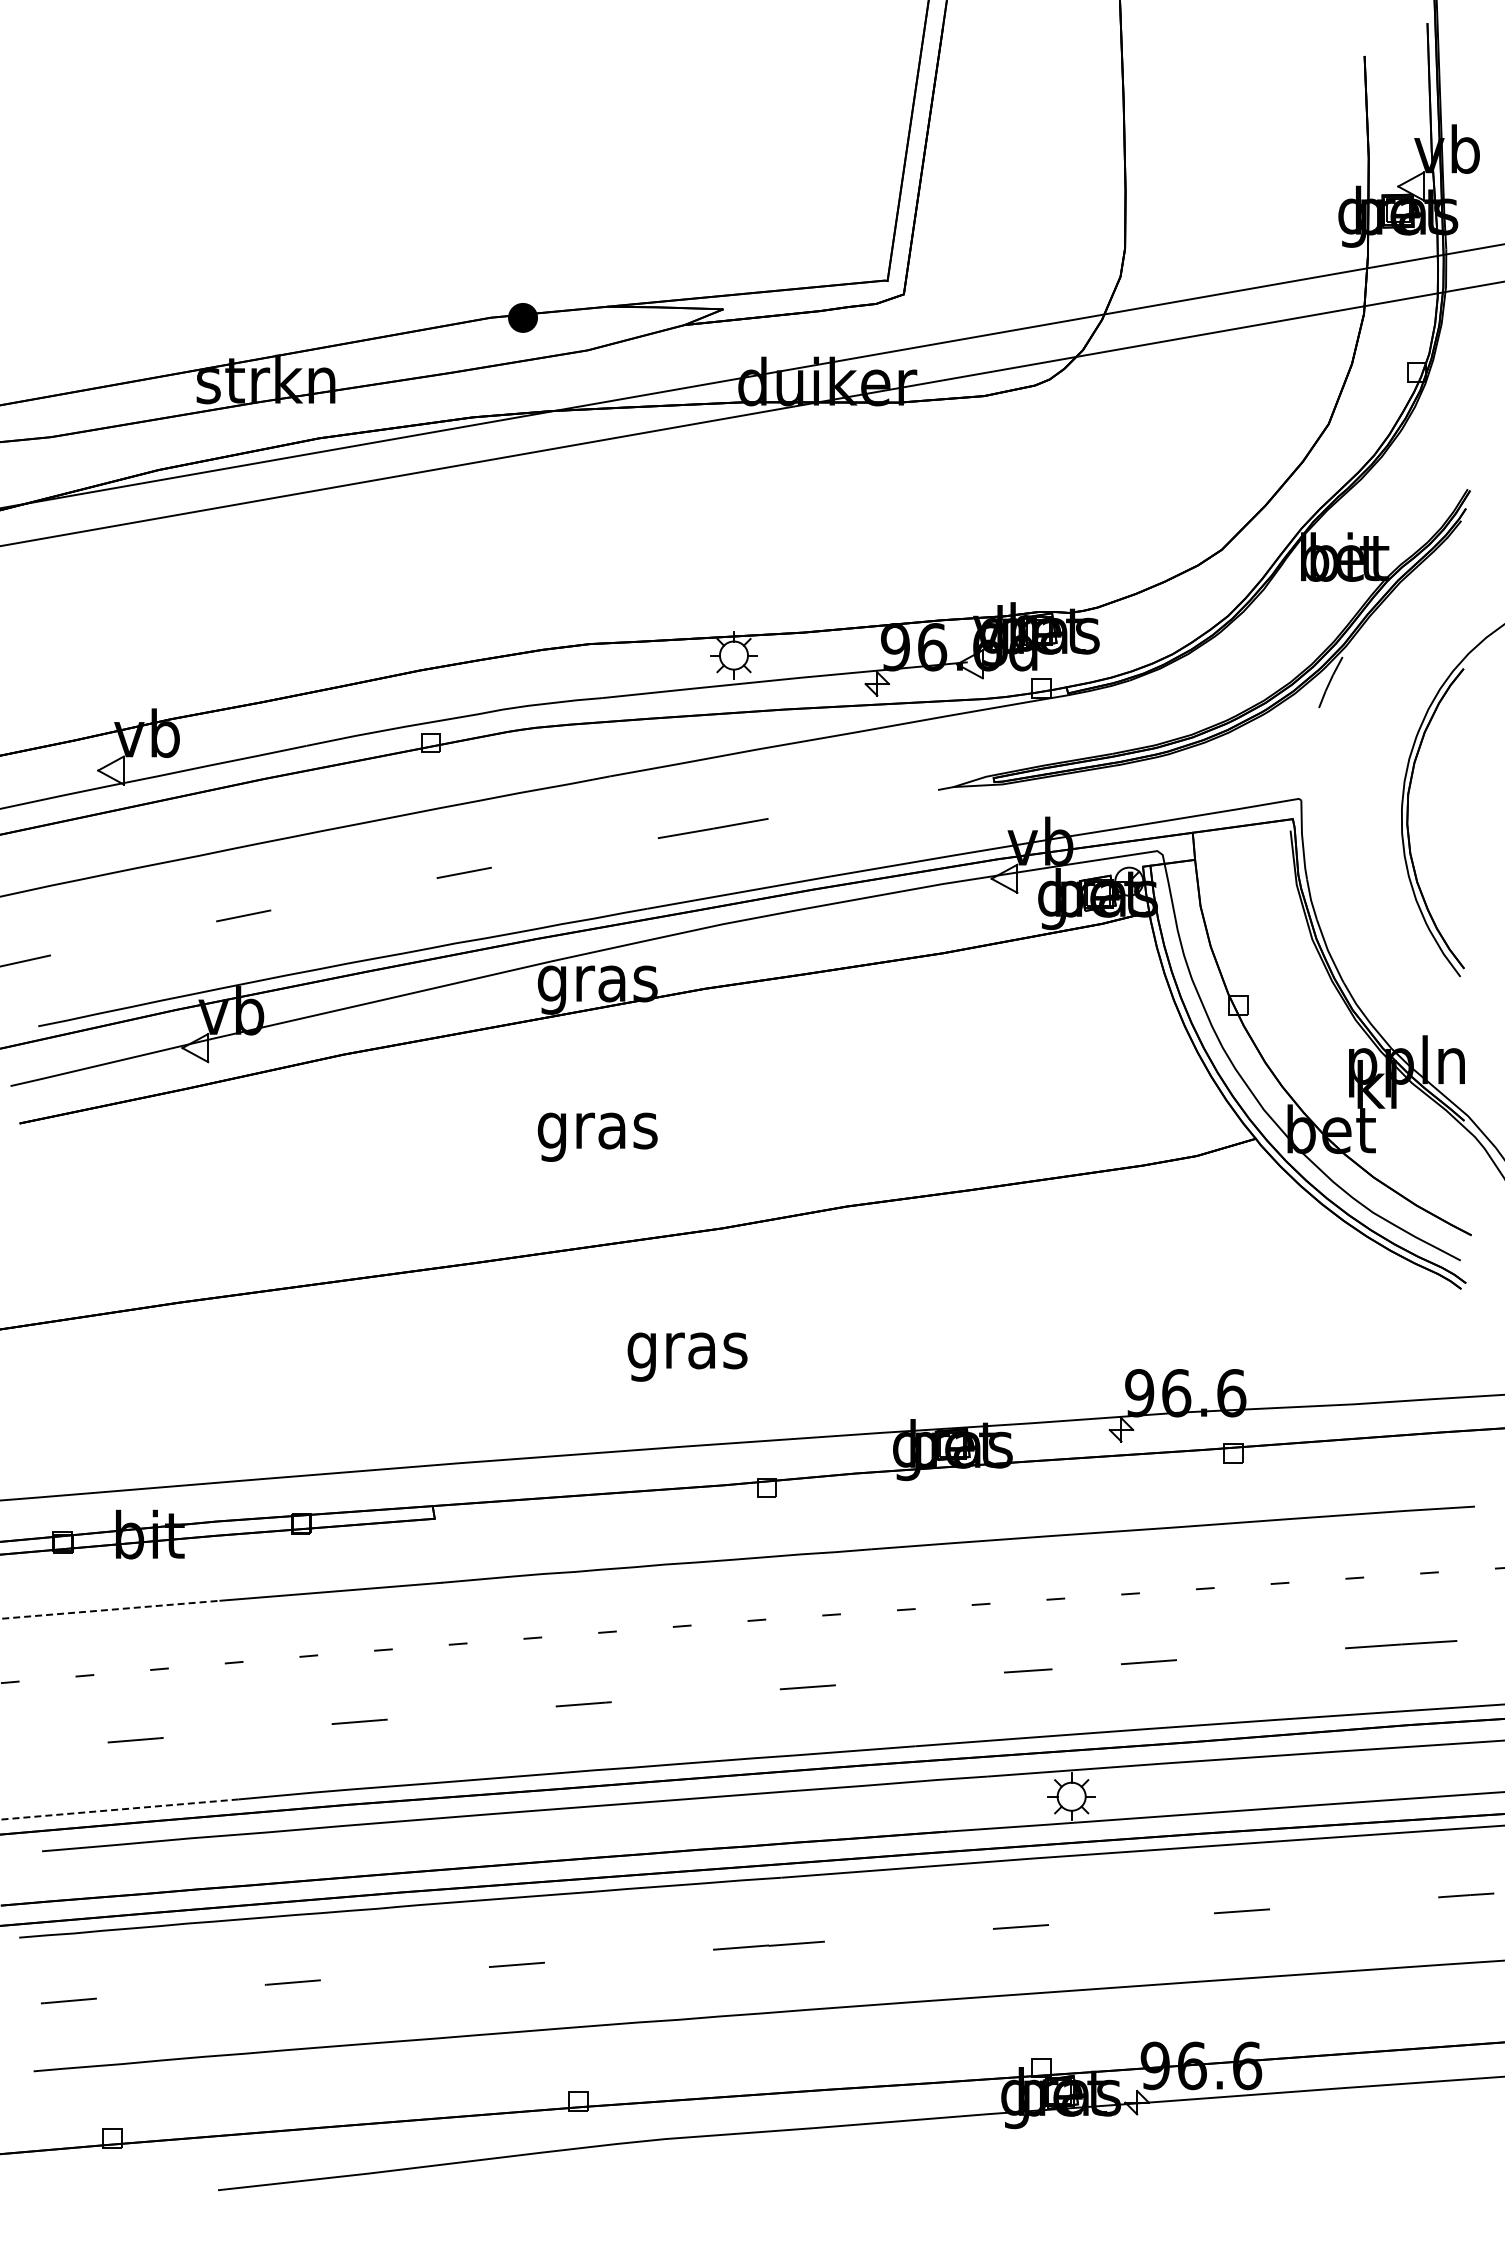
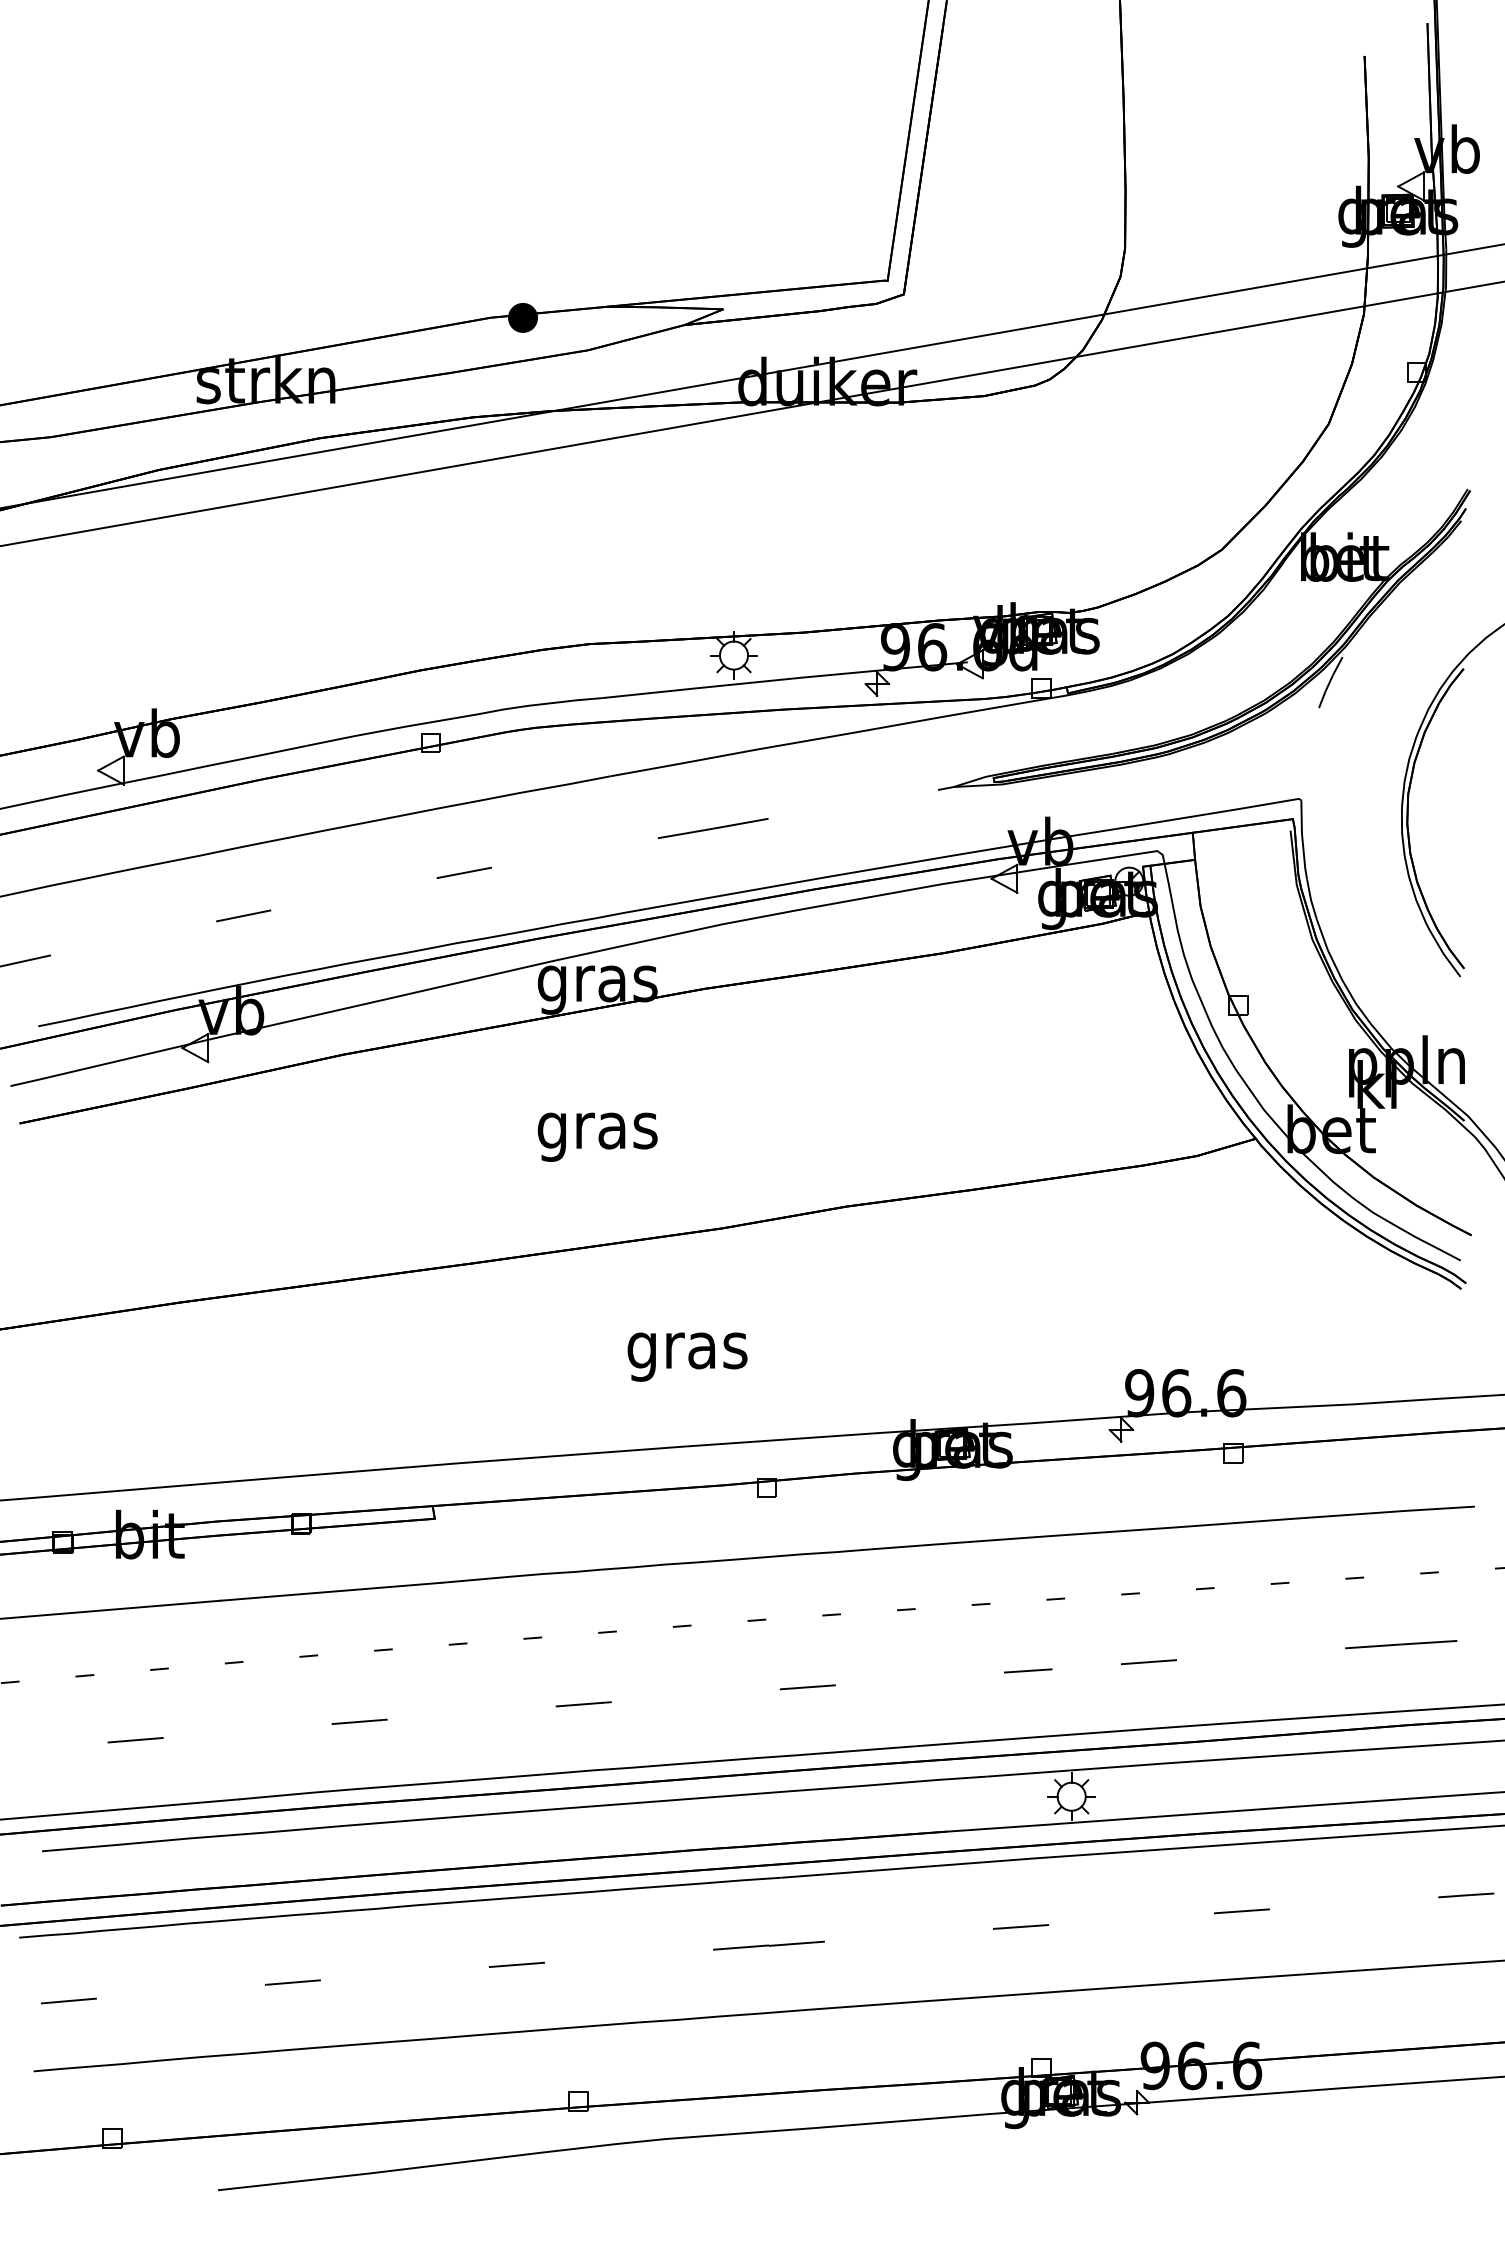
line: dashed -> solid (110, 1609)
line: dashed -> solid (119, 1809)
